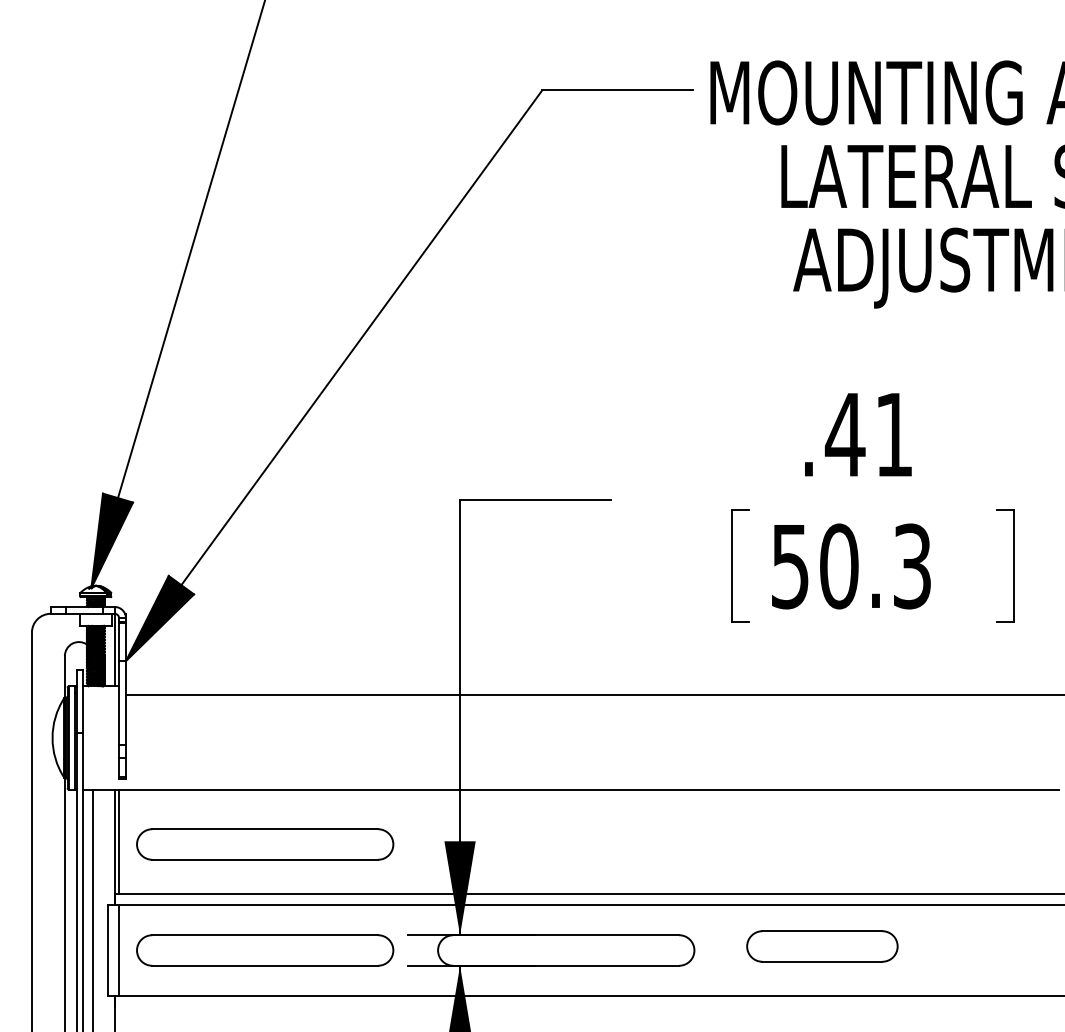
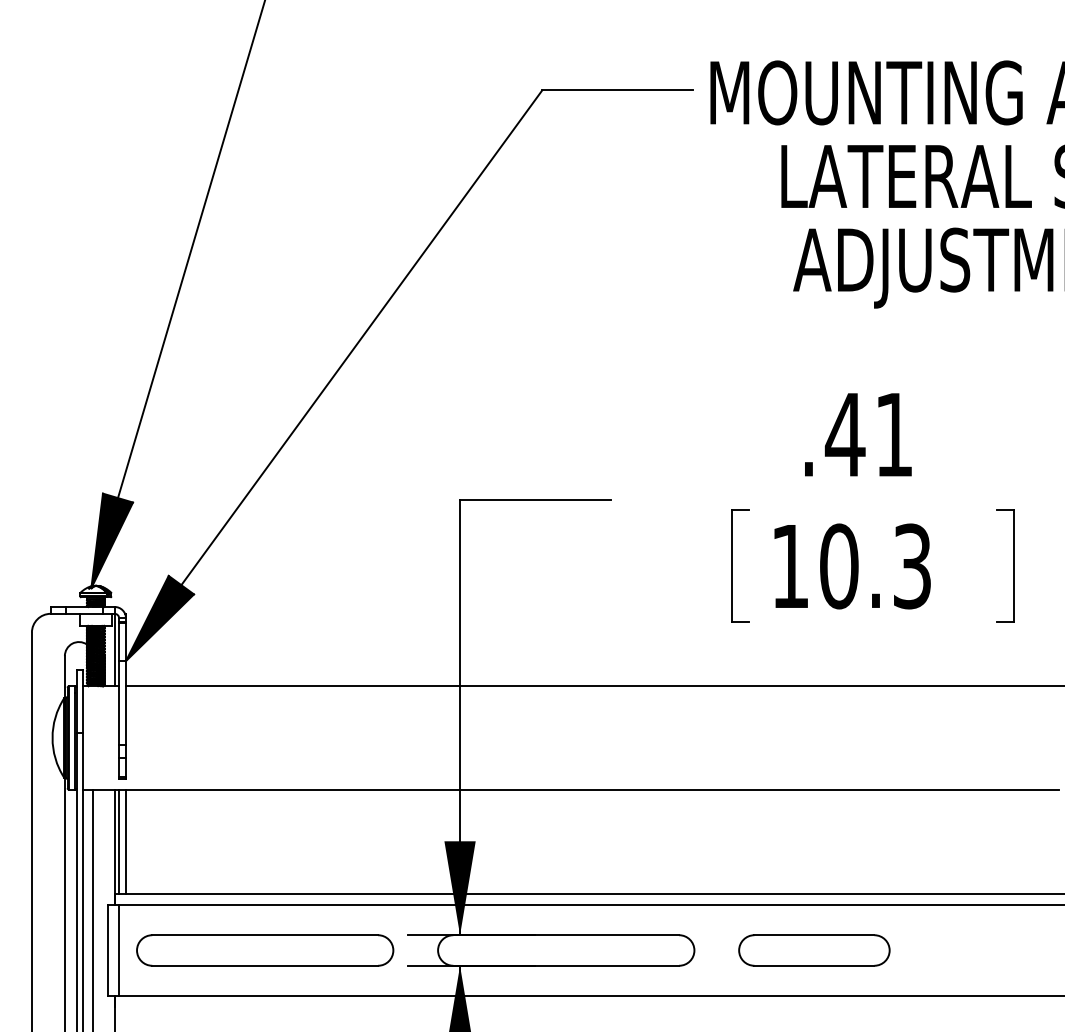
text: 50.3 -> 10.3 (790, 567)
line position: (593, 695) -> (593, 686) (593, 686)
line: none -> present (126, 841)
part: present -> none (265, 844)
part position: (822, 946) -> (814, 950) (814, 950)
